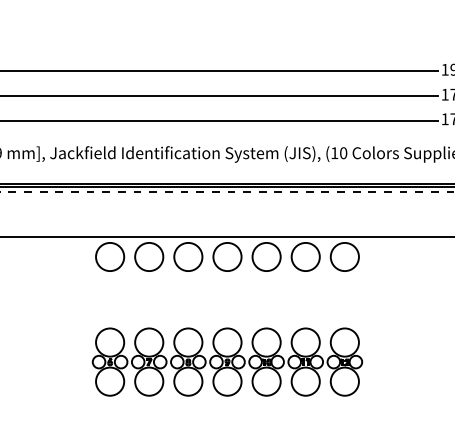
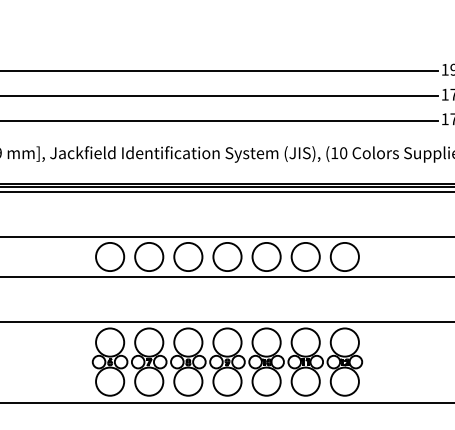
line: dashed -> solid (228, 192)
line: none -> present (226, 276)
line: none -> present (226, 321)
line: none -> present (226, 402)
